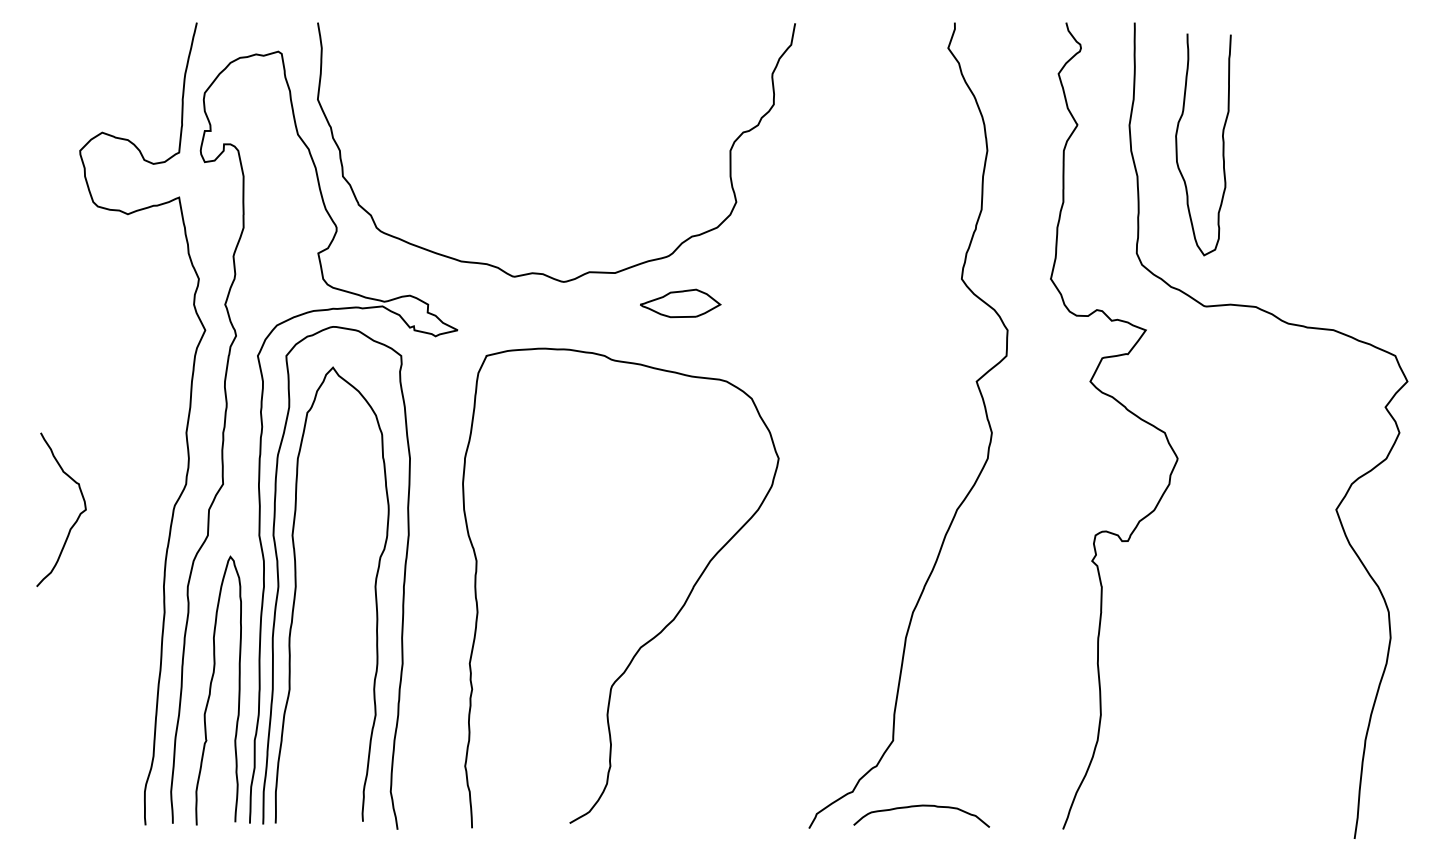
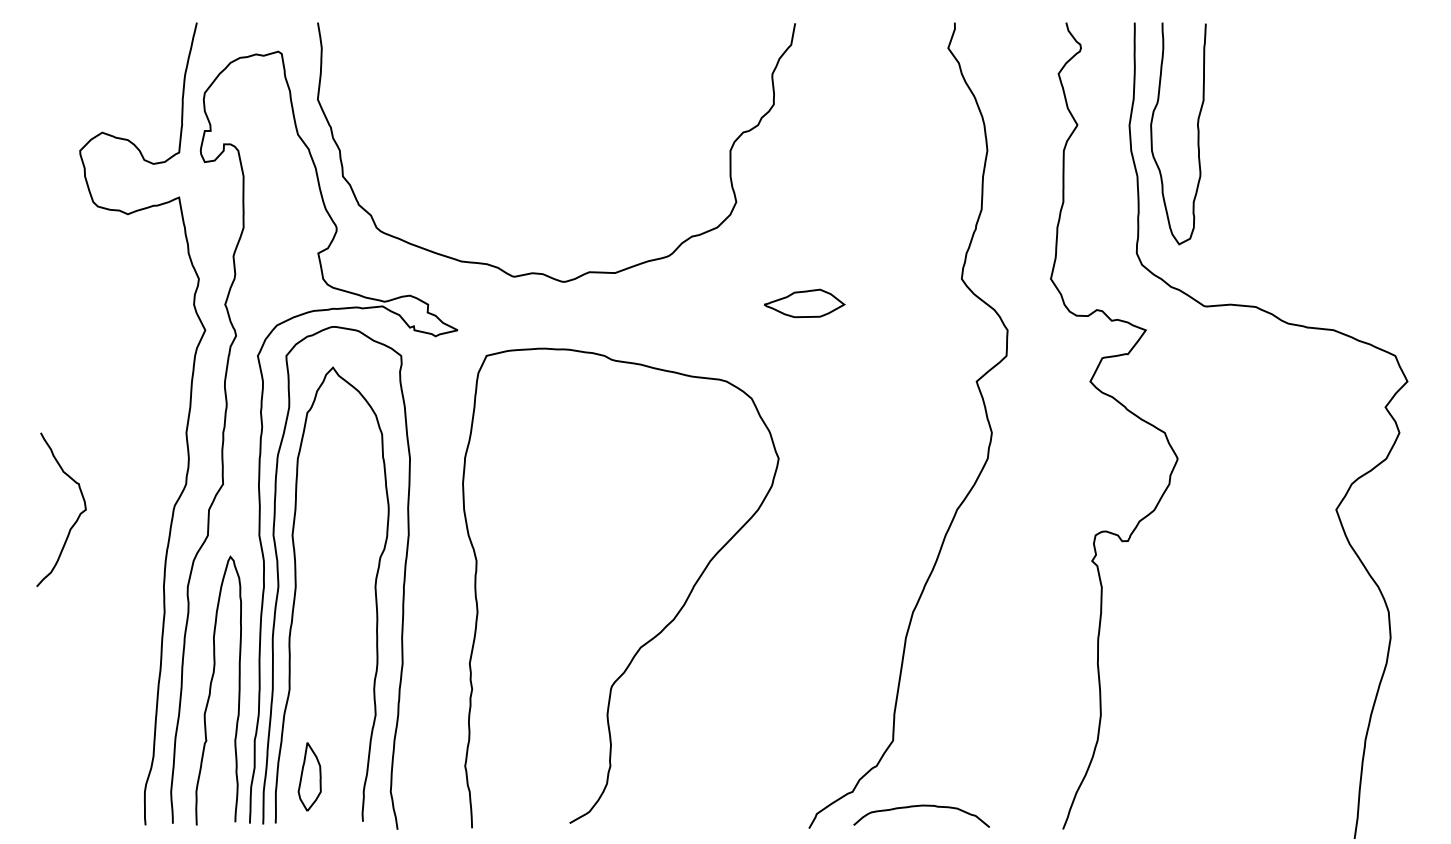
curve position: (1222, 144) -> (1197, 133) (1197, 133)
part position: (680, 303) -> (804, 303) (804, 303)
part: none -> present (309, 776)
